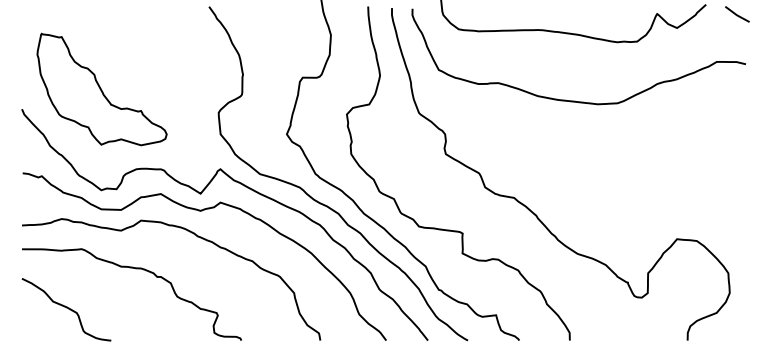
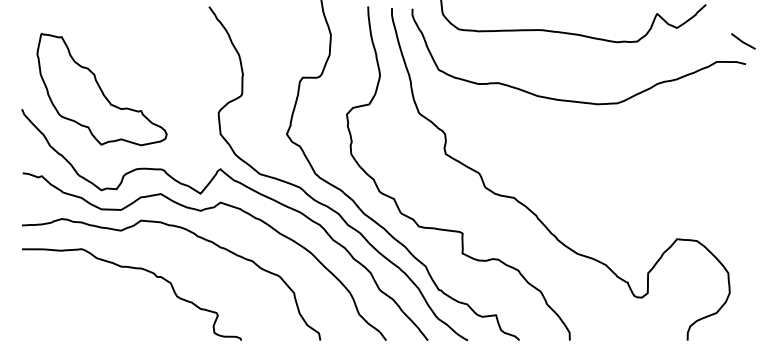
curve position: (737, 14) -> (743, 41) (743, 41)
curve: present -> none (66, 308)
